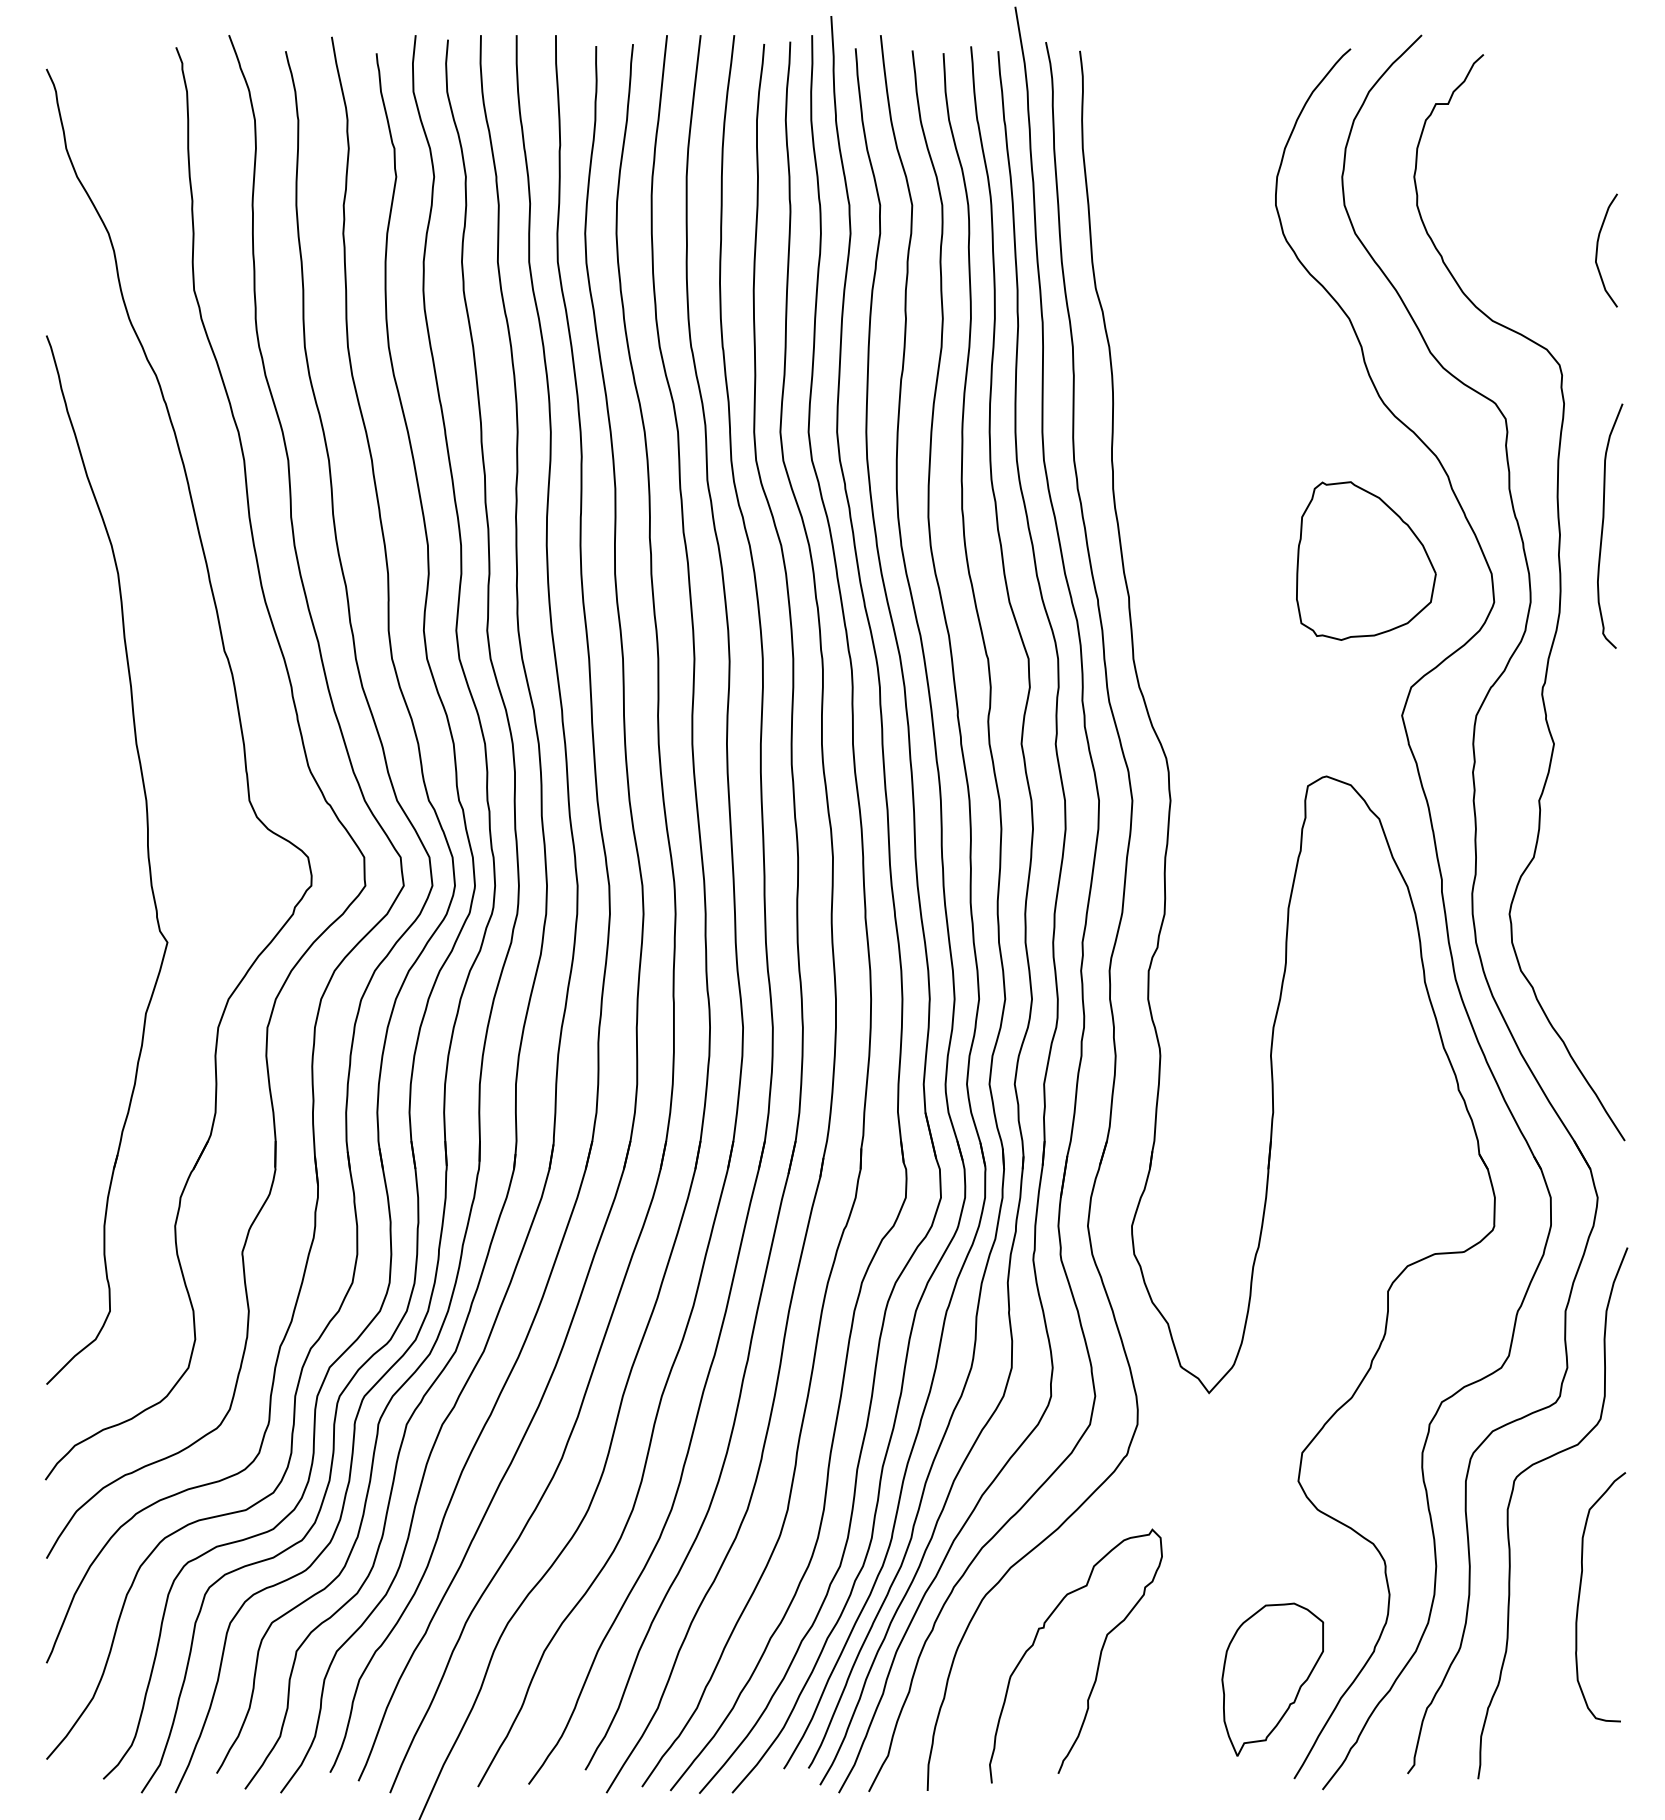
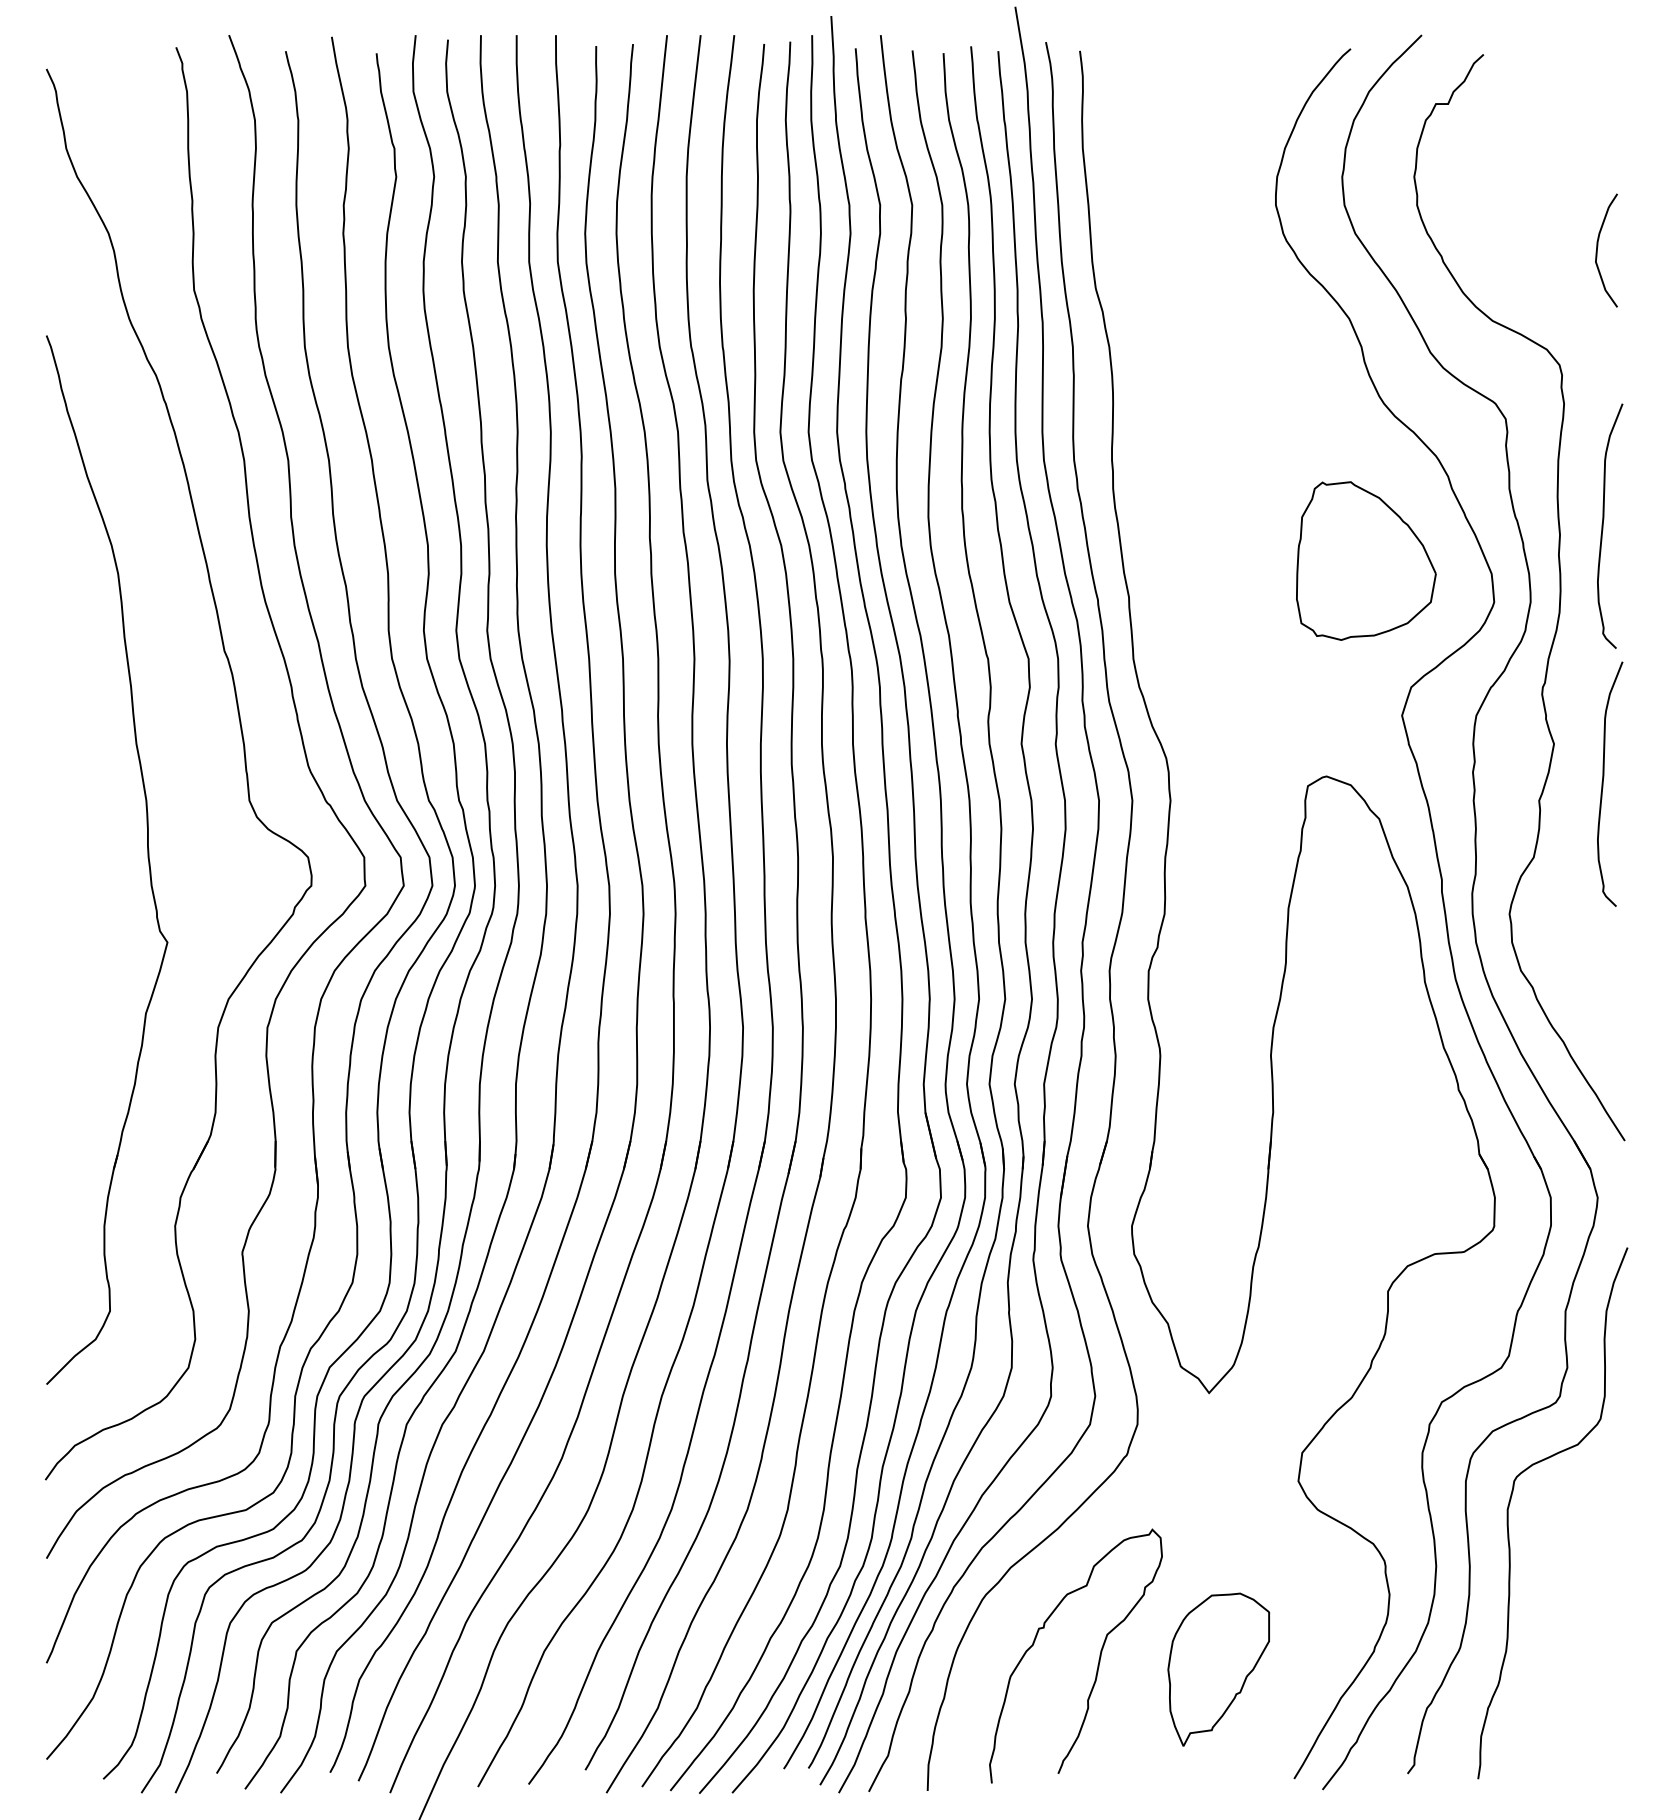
curve: none -> present (1603, 783)
curve: present -> none (1580, 1595)
part position: (1272, 1679) -> (1218, 1669) (1218, 1669)
